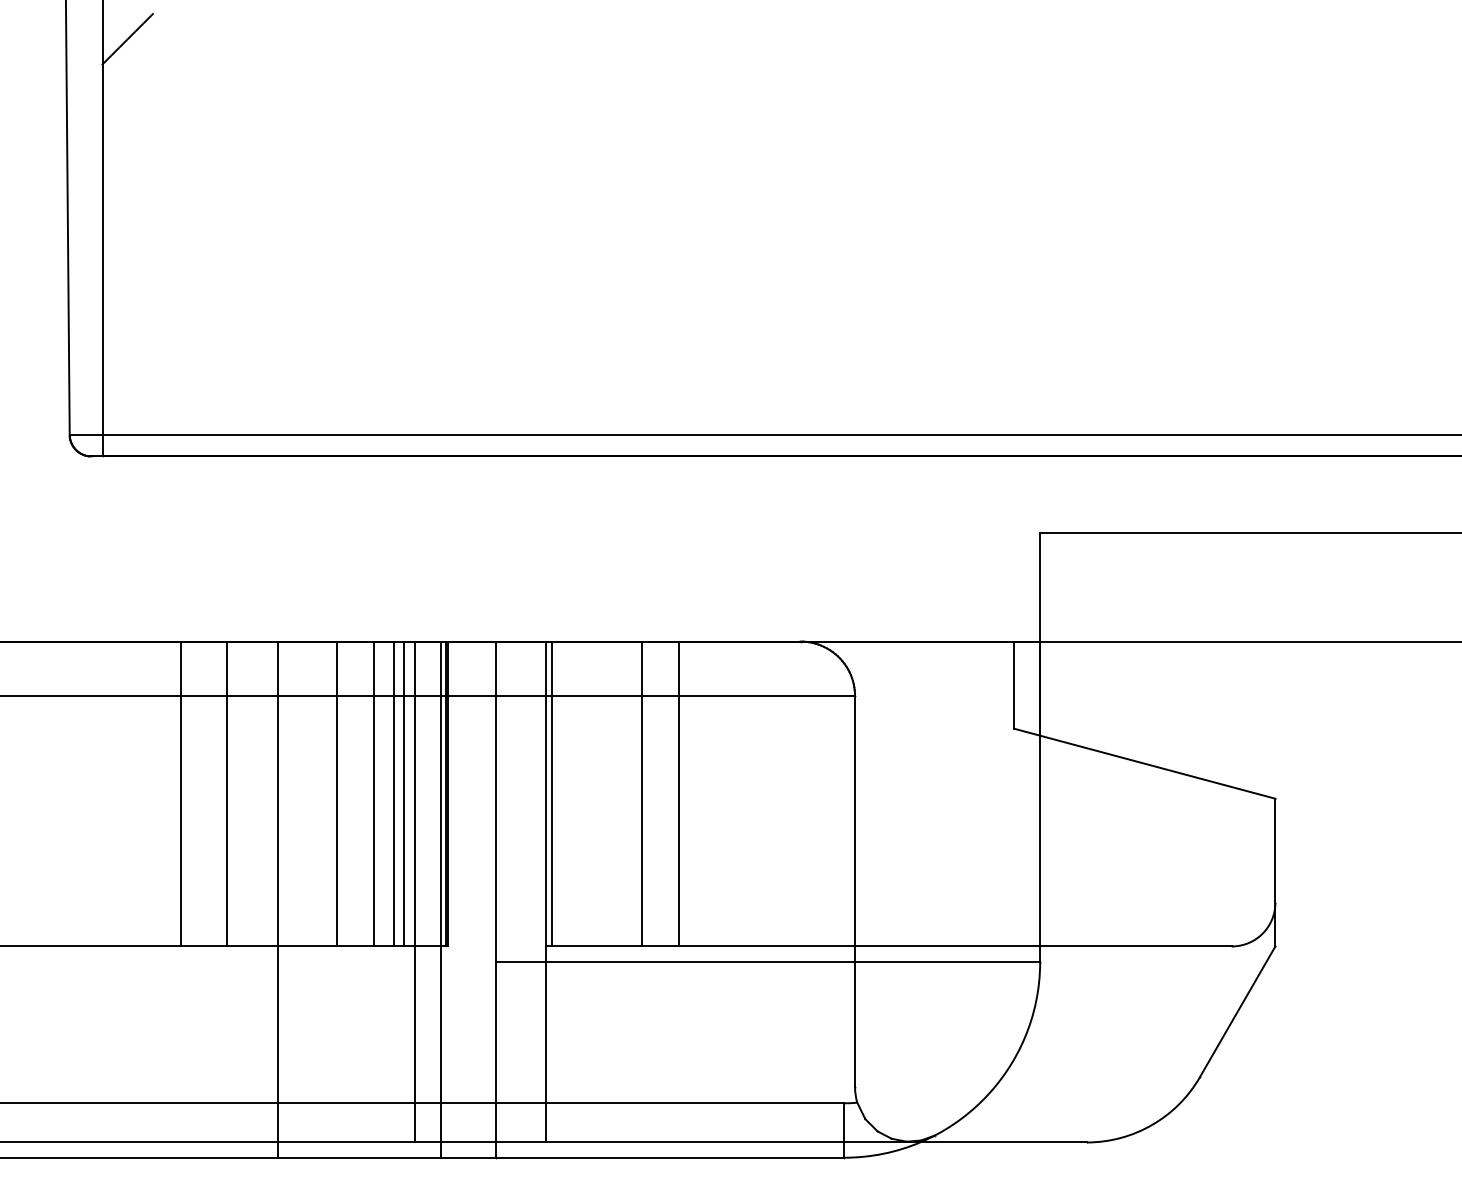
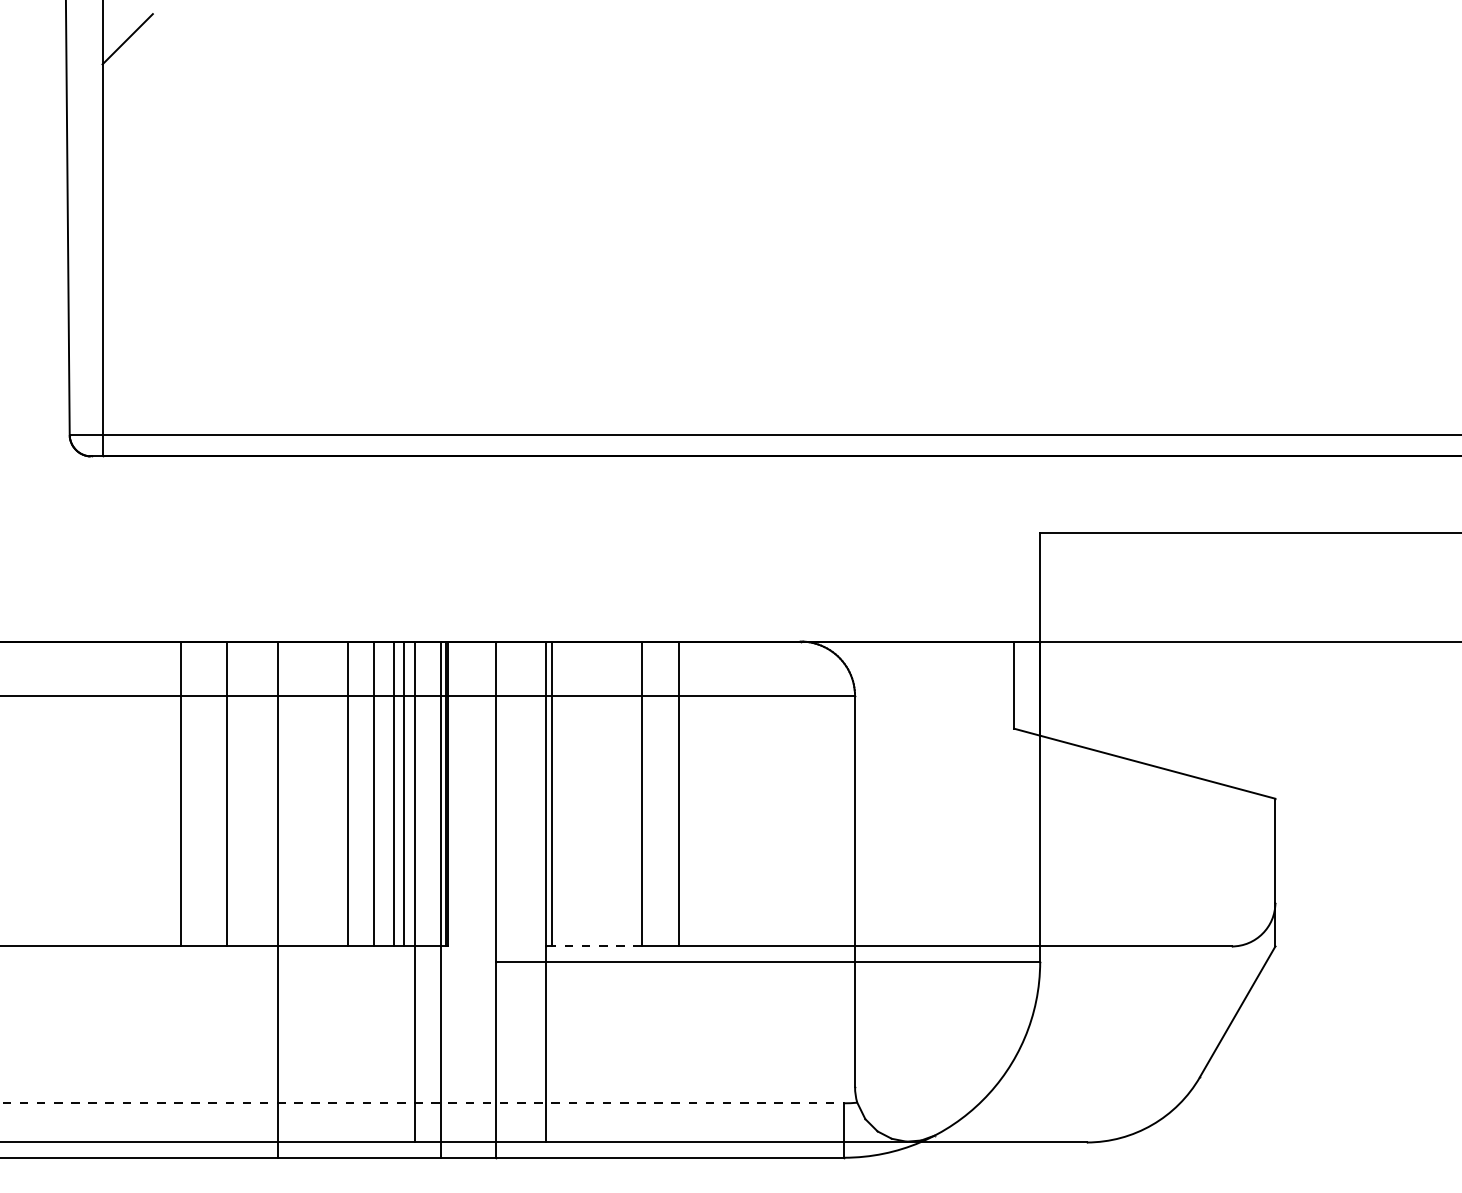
line position: (336, 793) -> (347, 793) (347, 793)
line: solid -> dashed (597, 946)
line: solid -> dashed (422, 1103)
